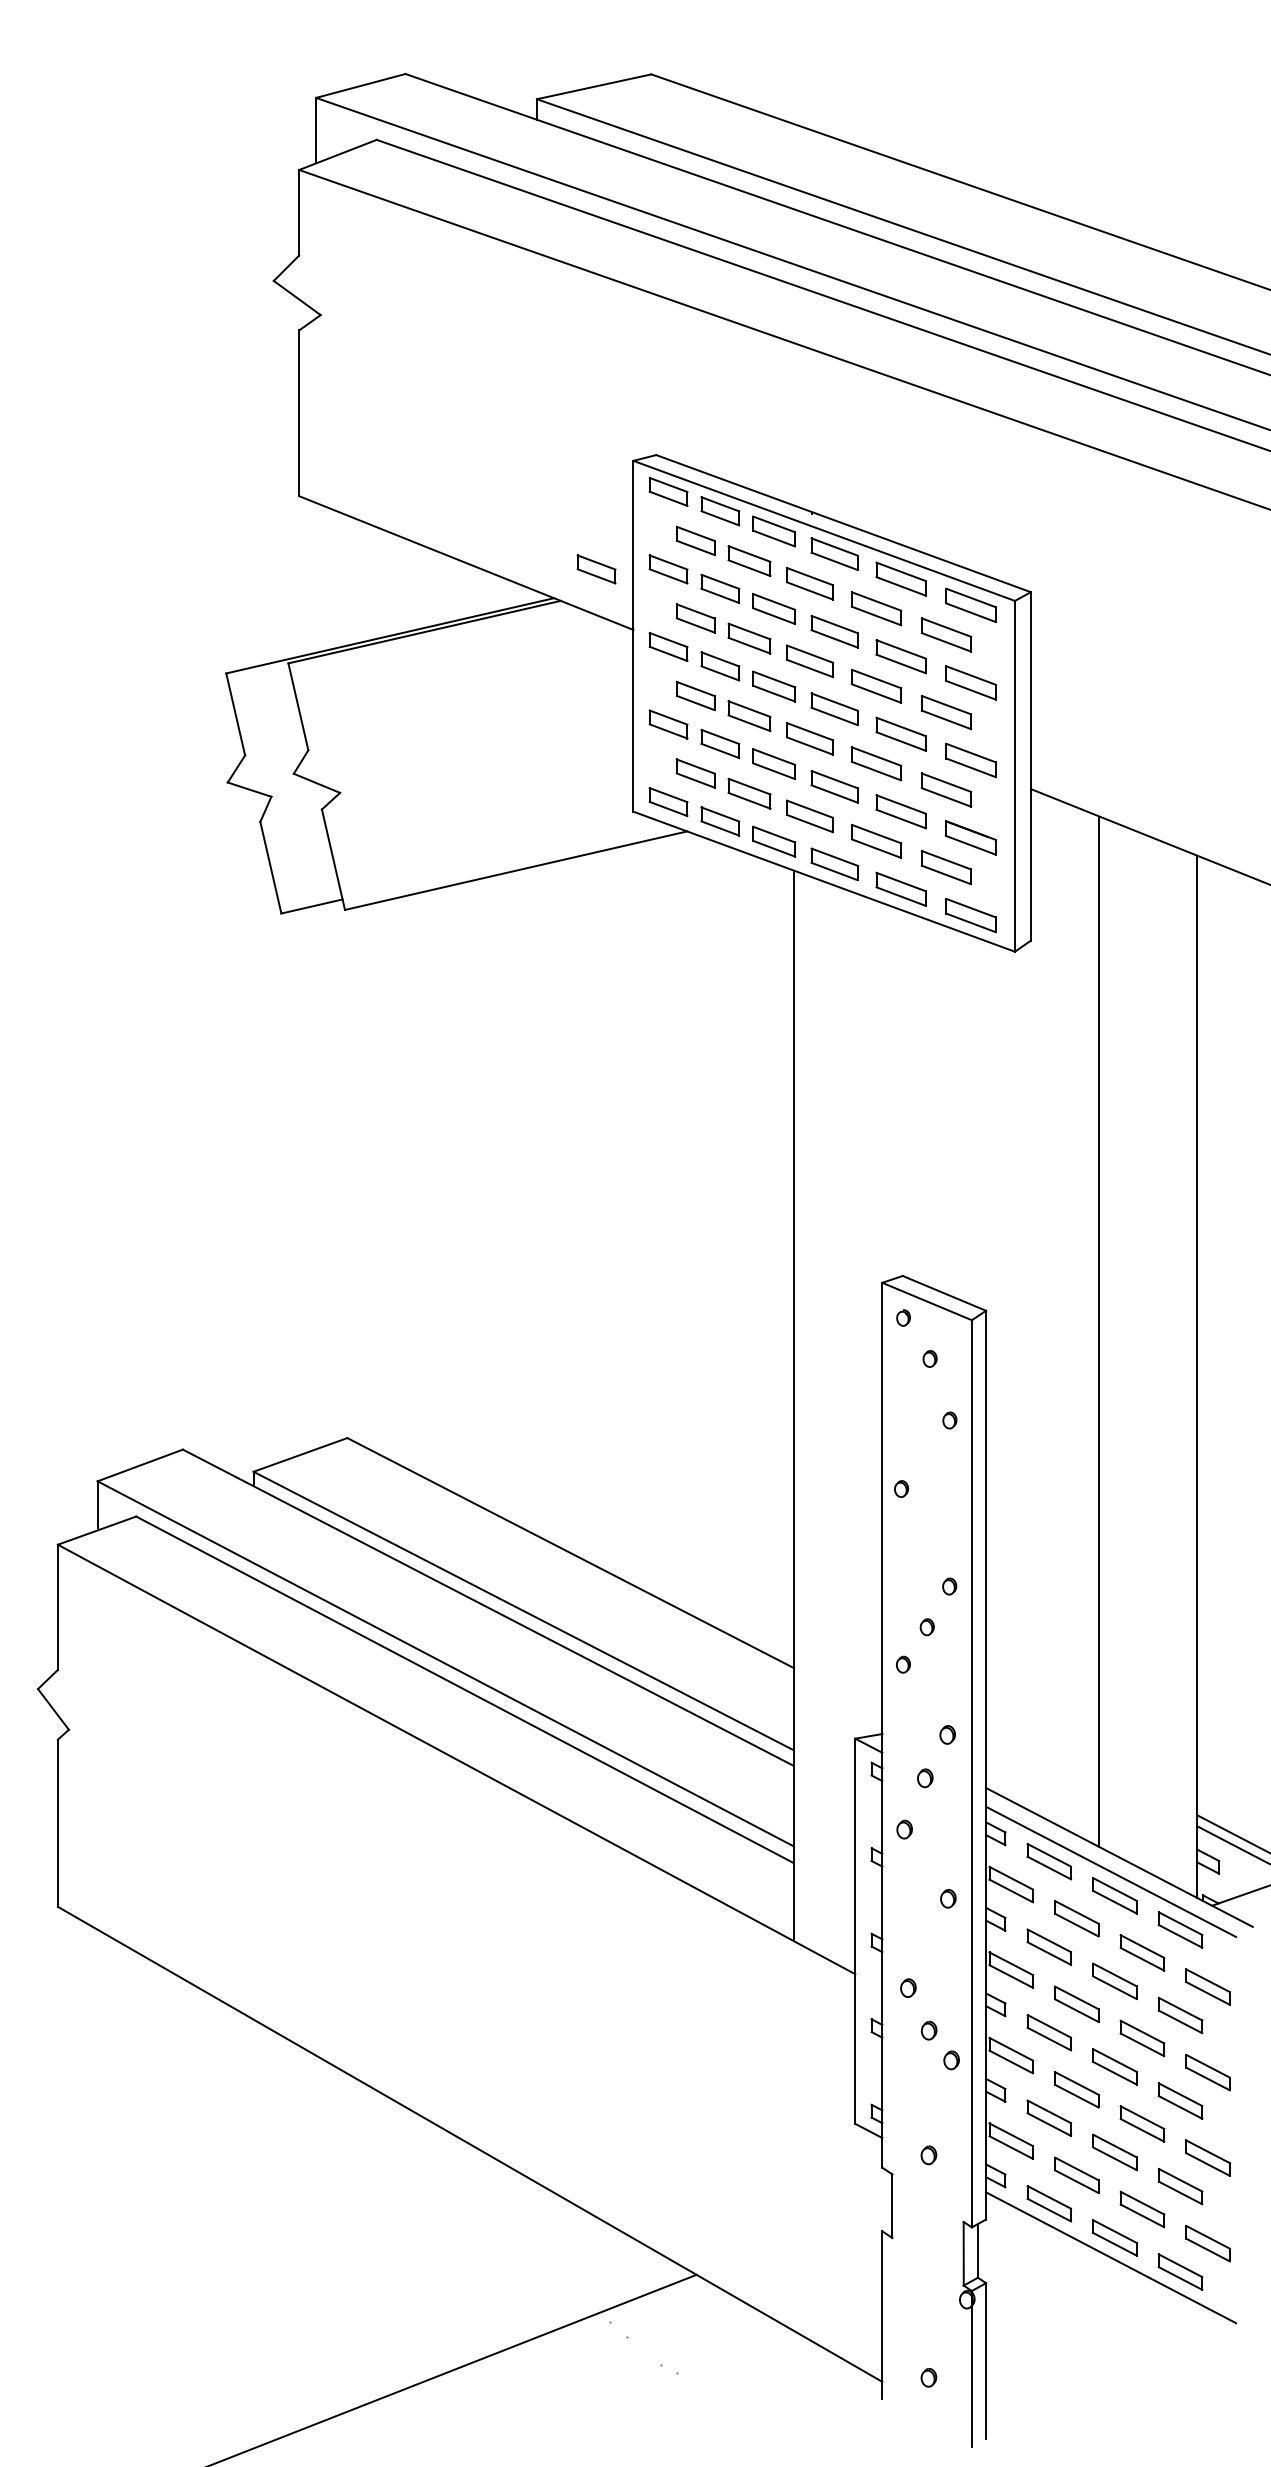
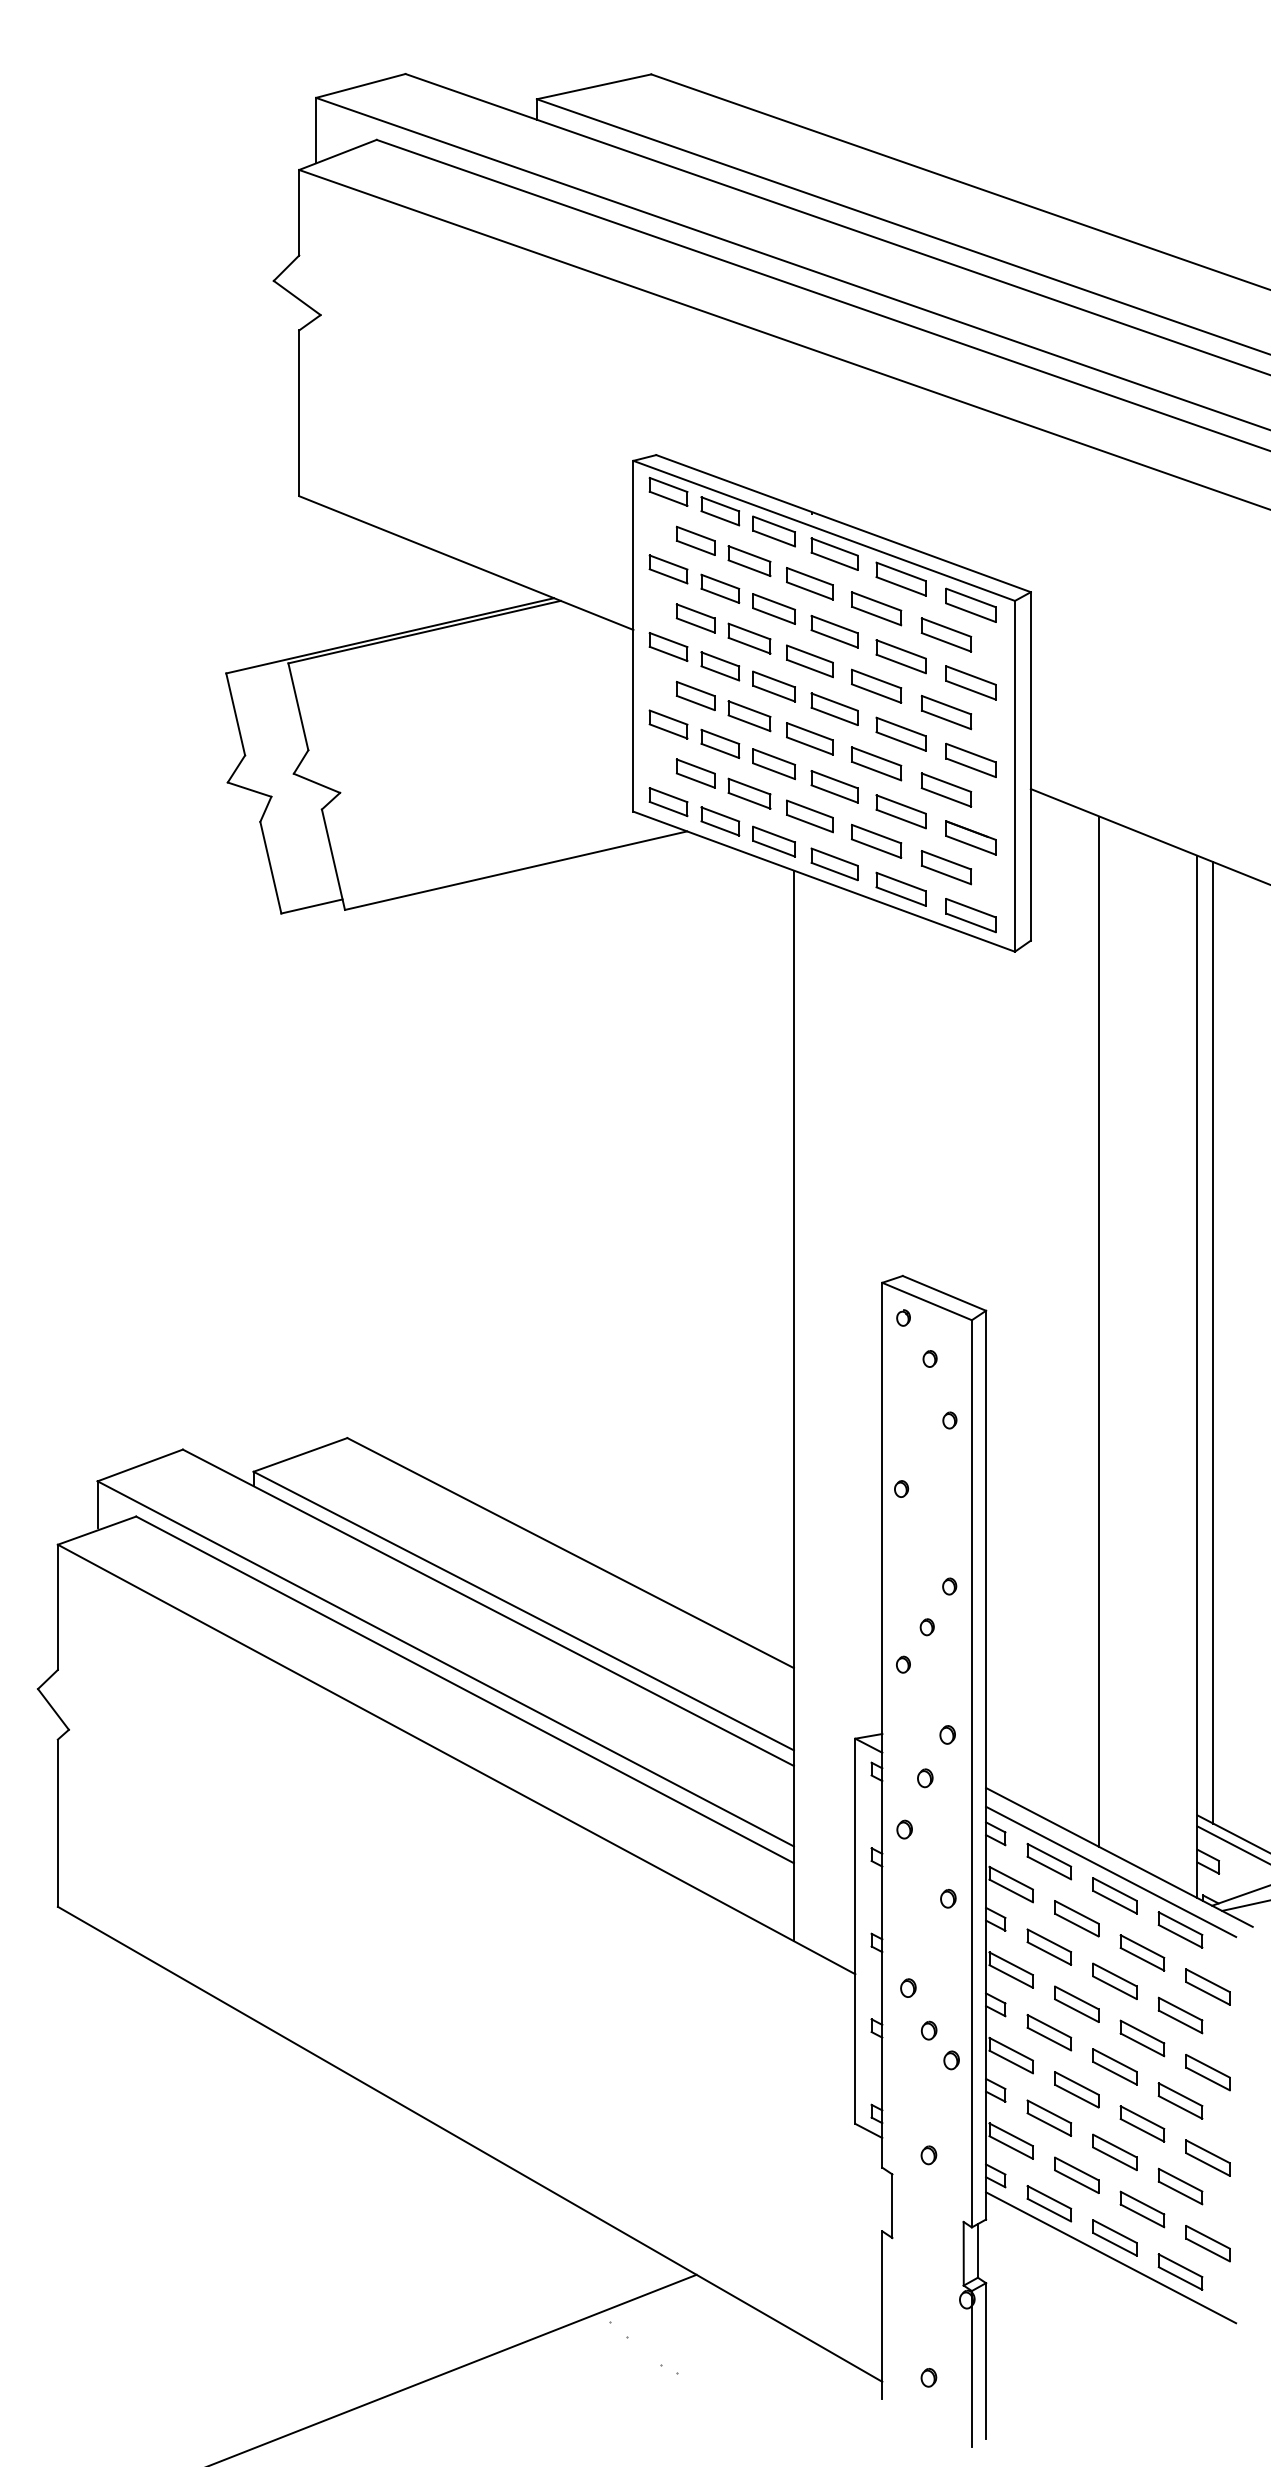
part: present -> none (596, 569)
line: none -> present (1213, 1342)
line: none -> present (1244, 1905)
